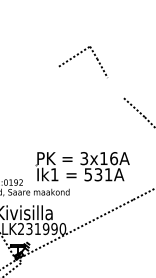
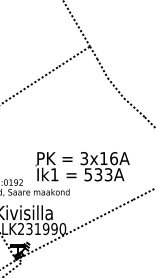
line: none -> present (77, 24)
line: none -> present (30, 84)
line: none -> present (115, 87)
text: 531A -> 533A (108, 174)
